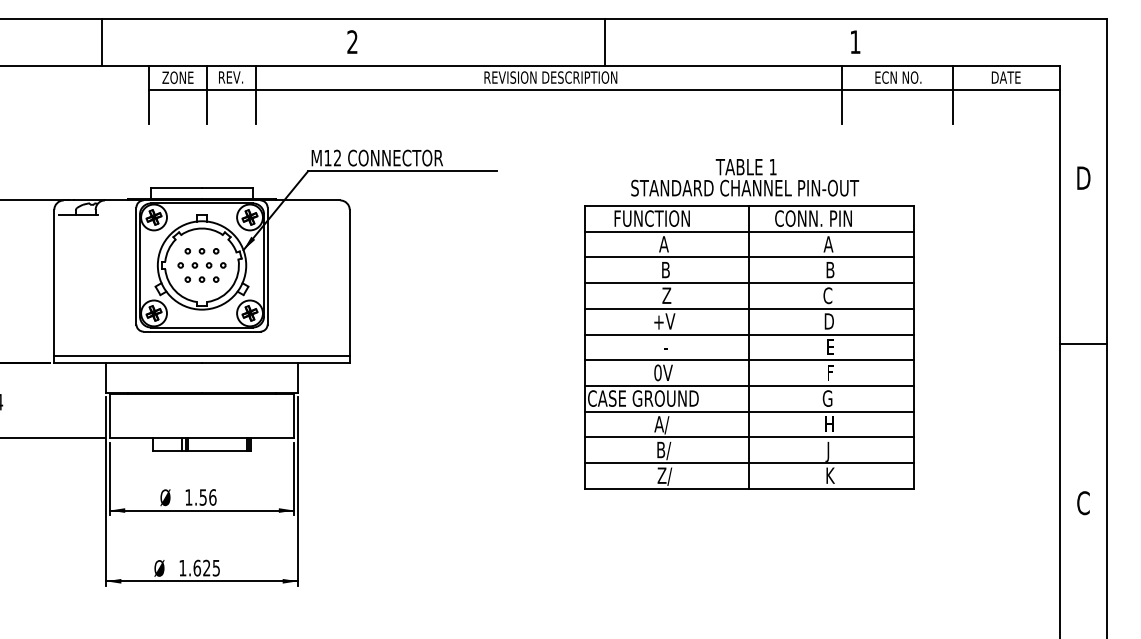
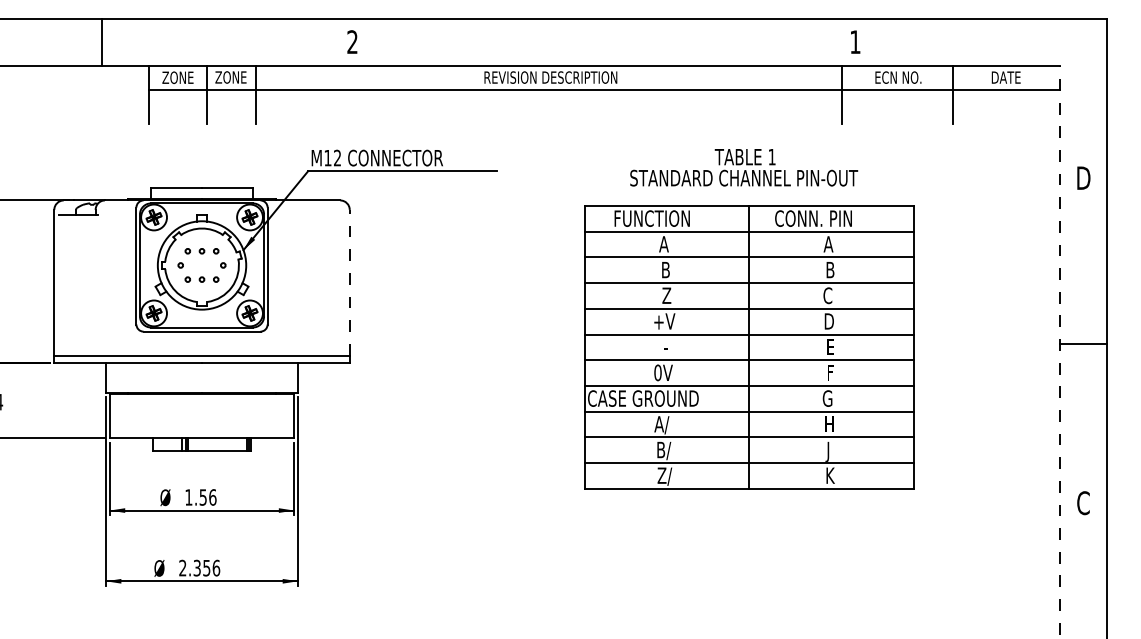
line: present -> none (604, 42)
text: REV. -> ZONE (230, 77)
text position: (745, 177) -> (744, 167) (744, 167)
part: present -> none (201, 265)
line: solid -> dashed (349, 282)
line: solid -> dashed (1060, 351)
text: 1.625 -> 2.356 (199, 567)
